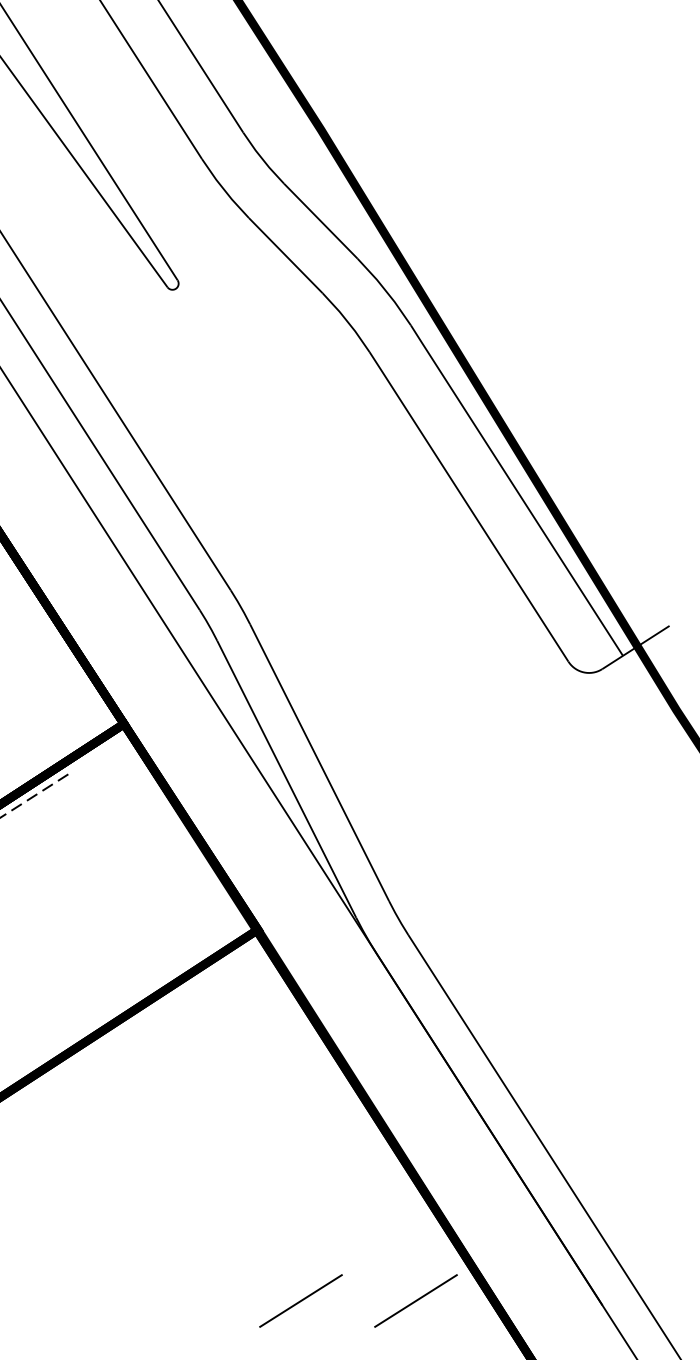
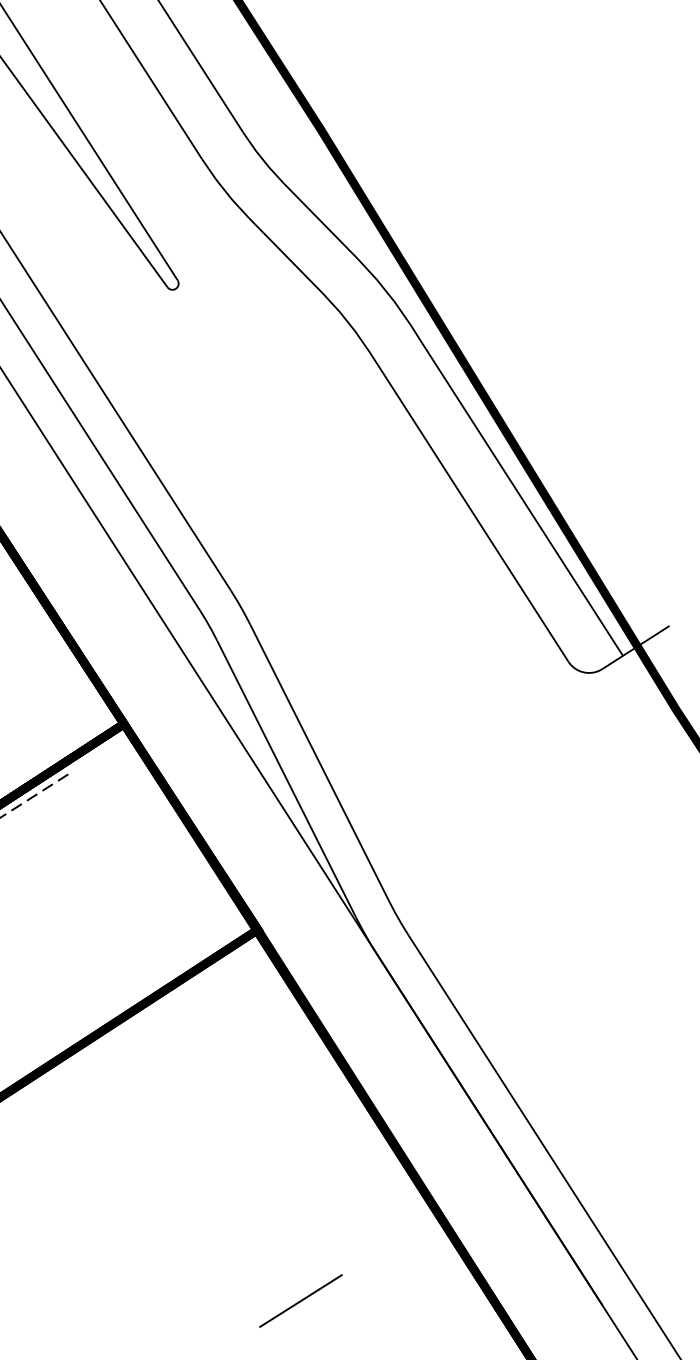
line: present -> none (415, 1300)
